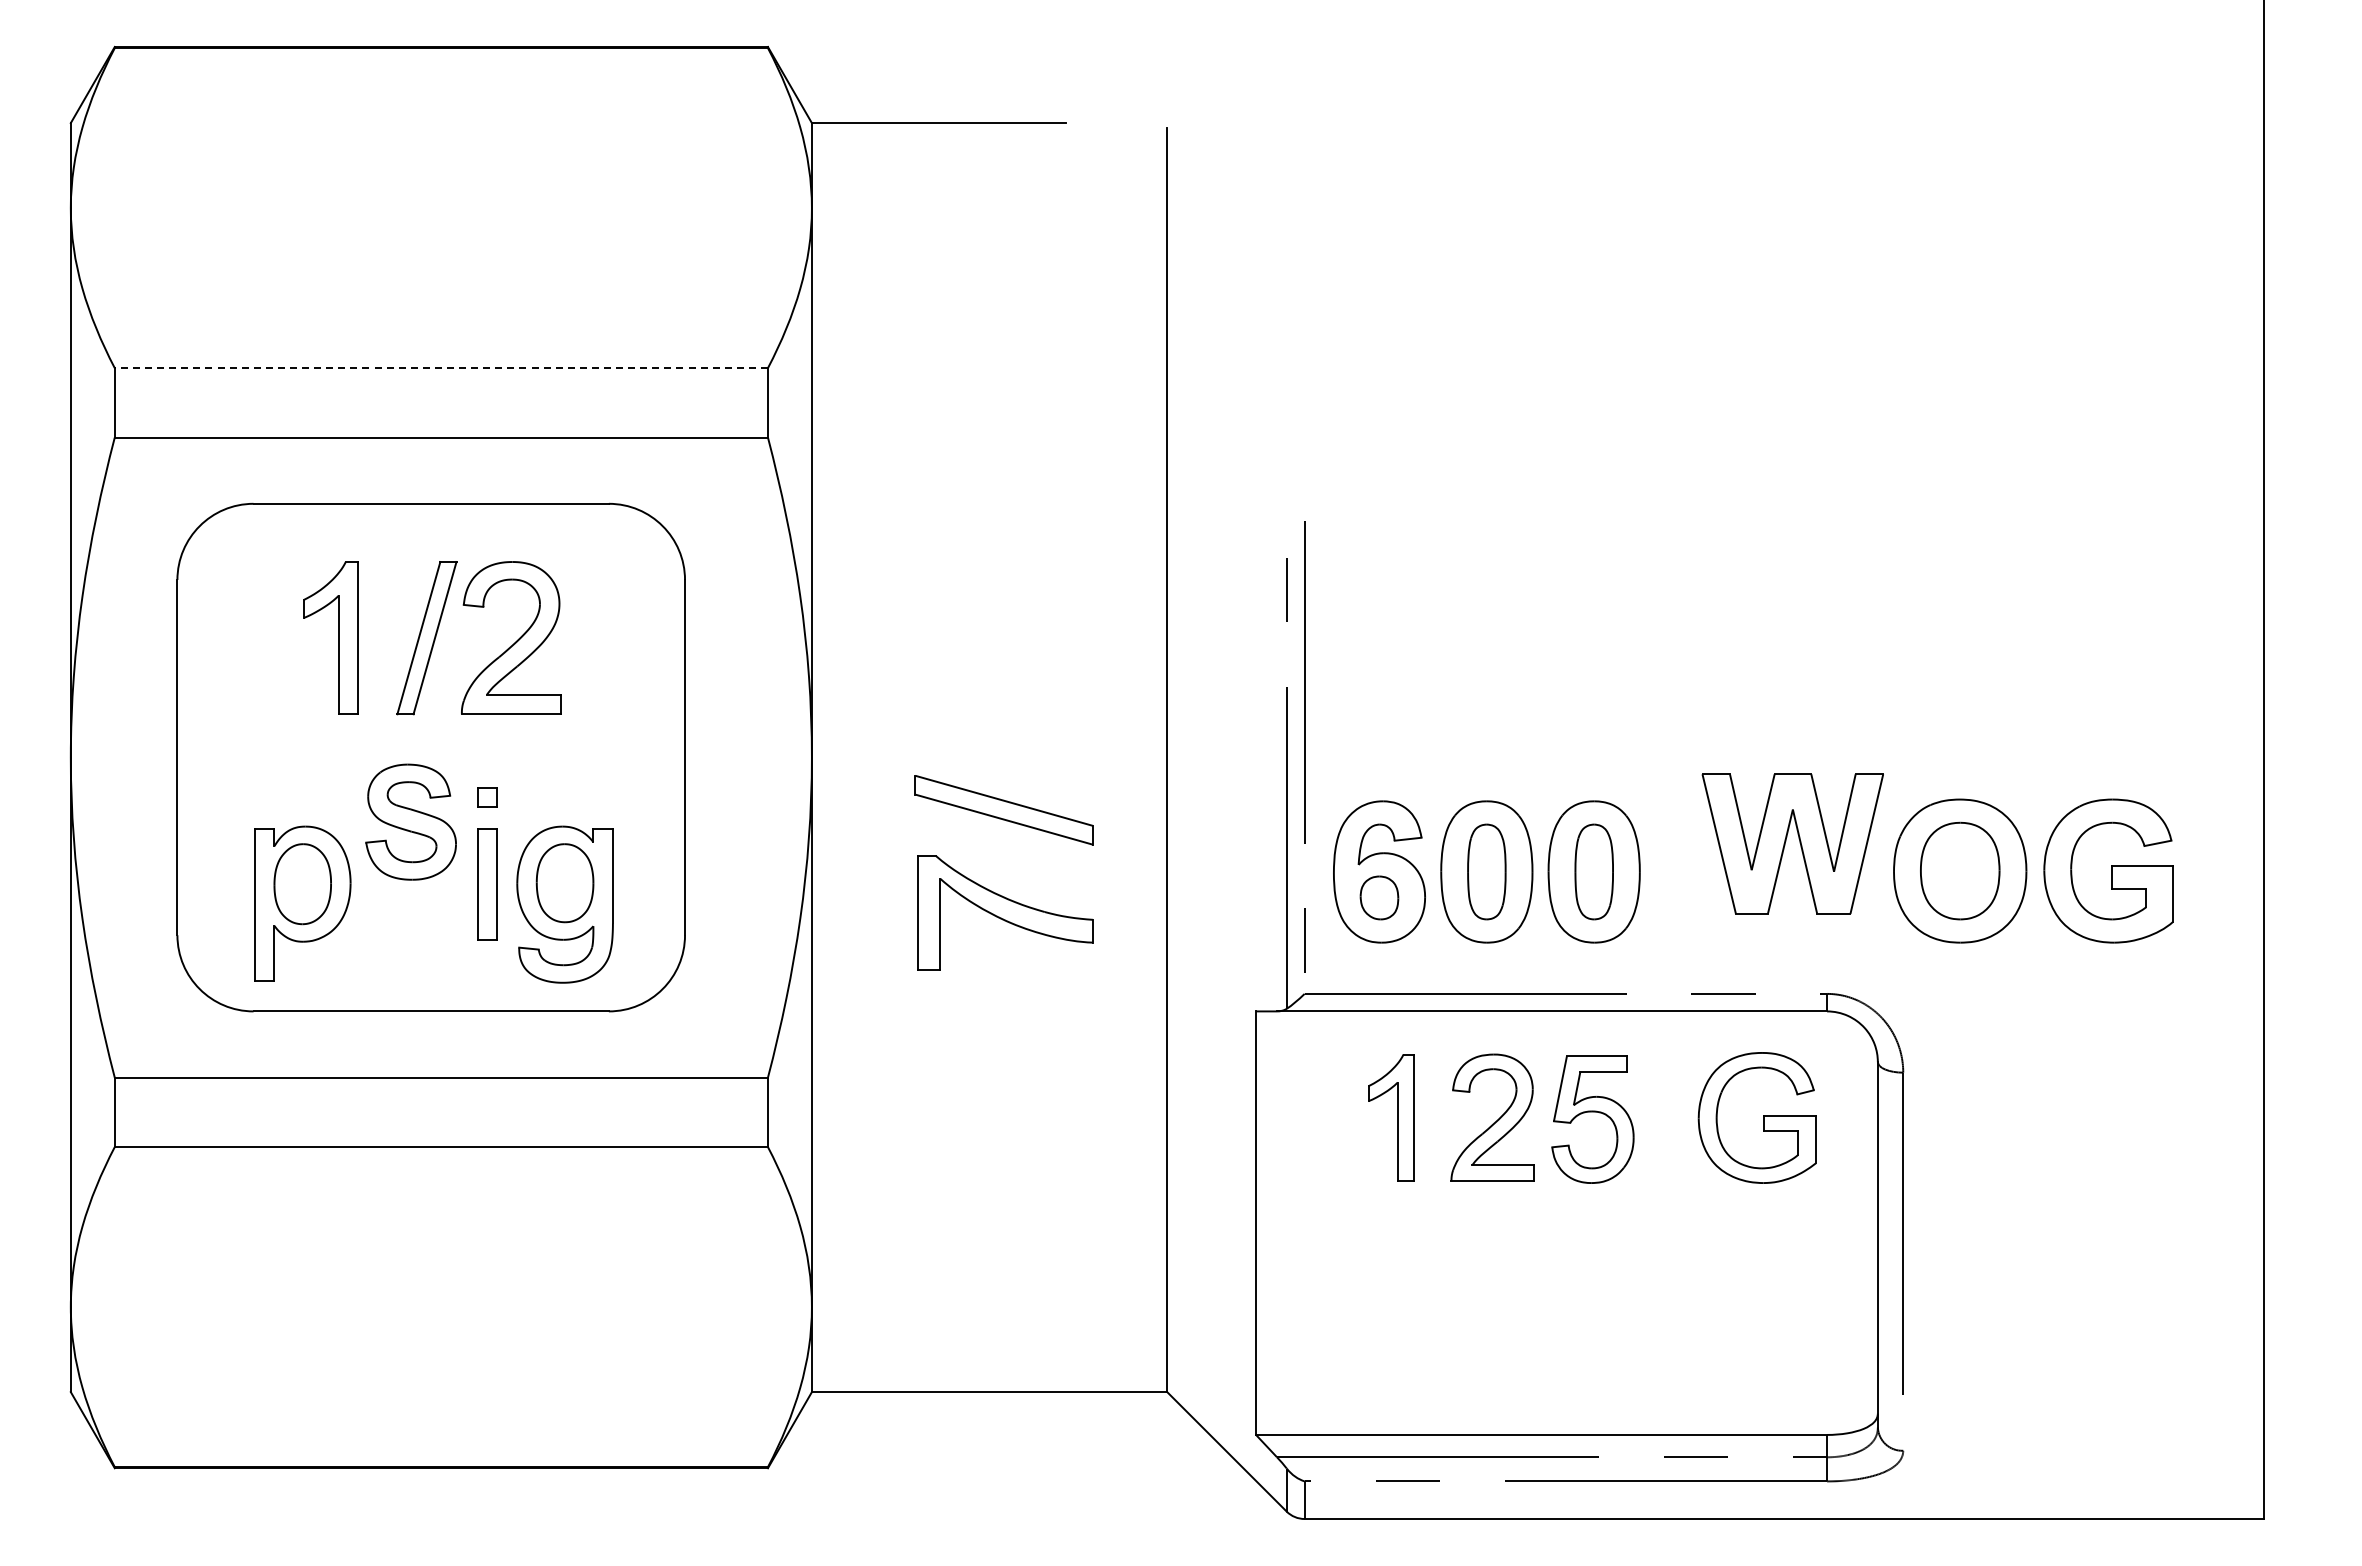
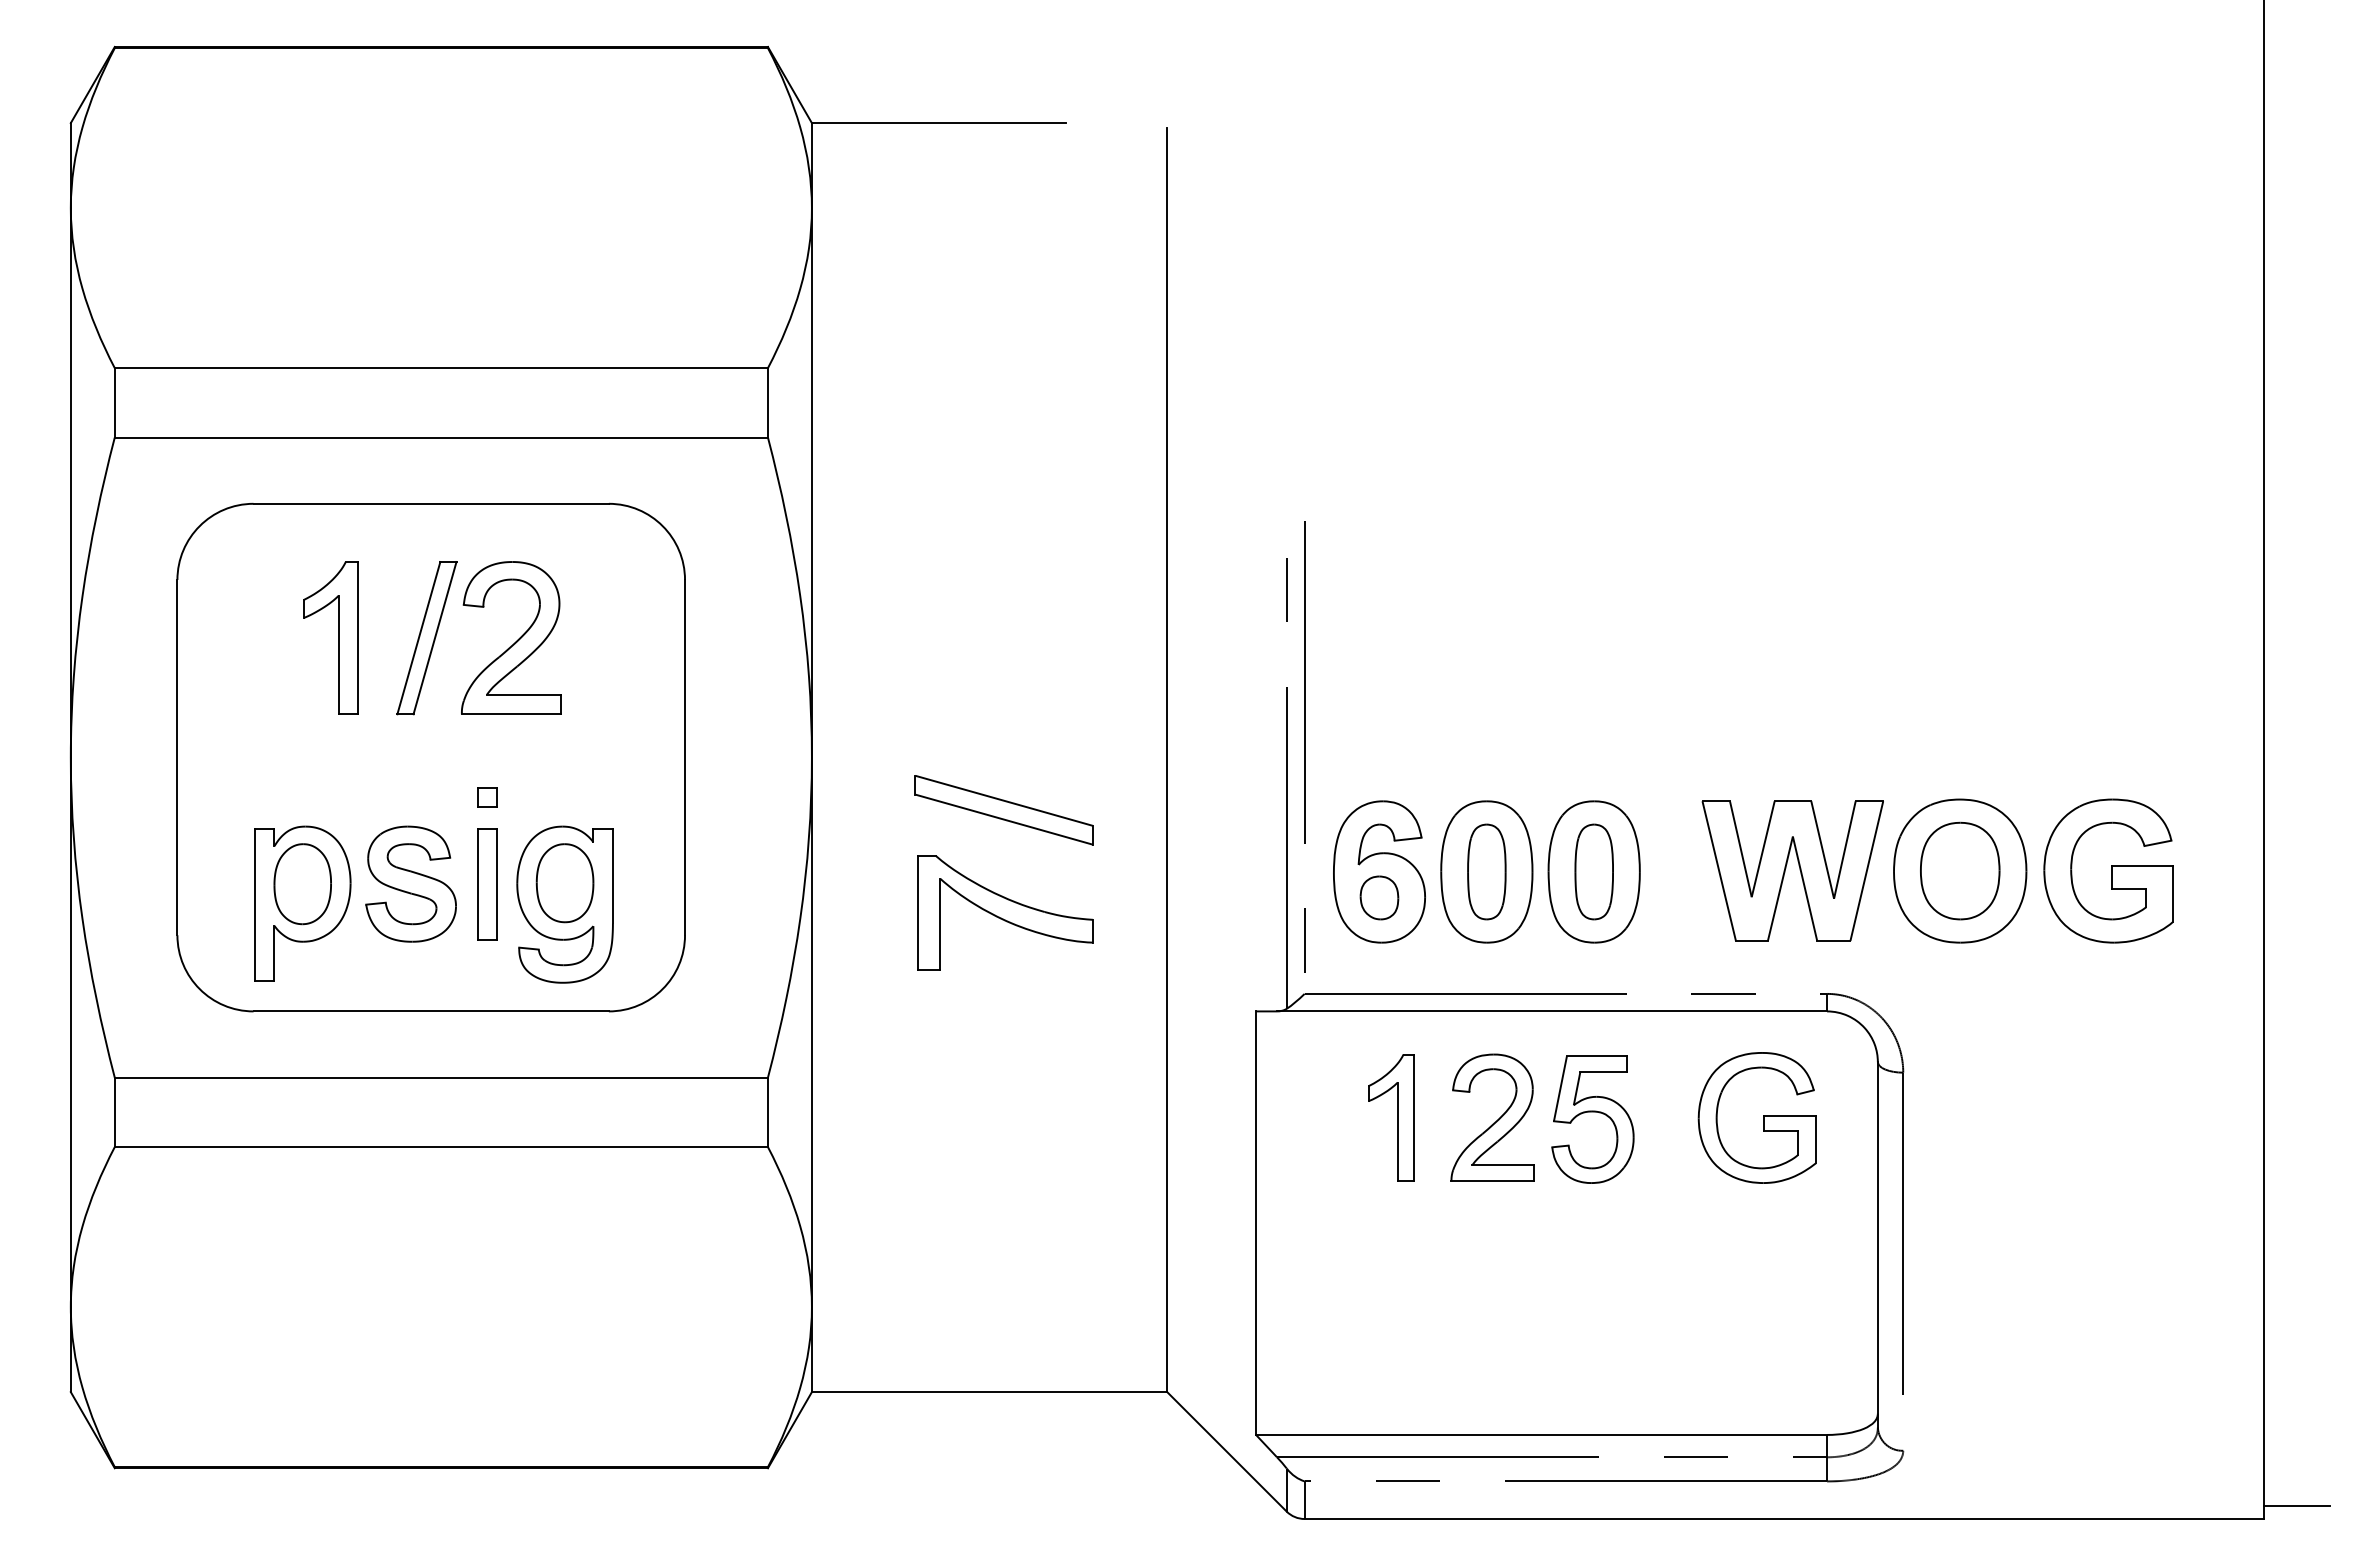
line: dashed -> solid (441, 368)
part position: (410, 821) -> (410, 883) (410, 883)
part position: (1786, 841) -> (1786, 868) (1786, 868)
line: none -> present (2296, 1506)
